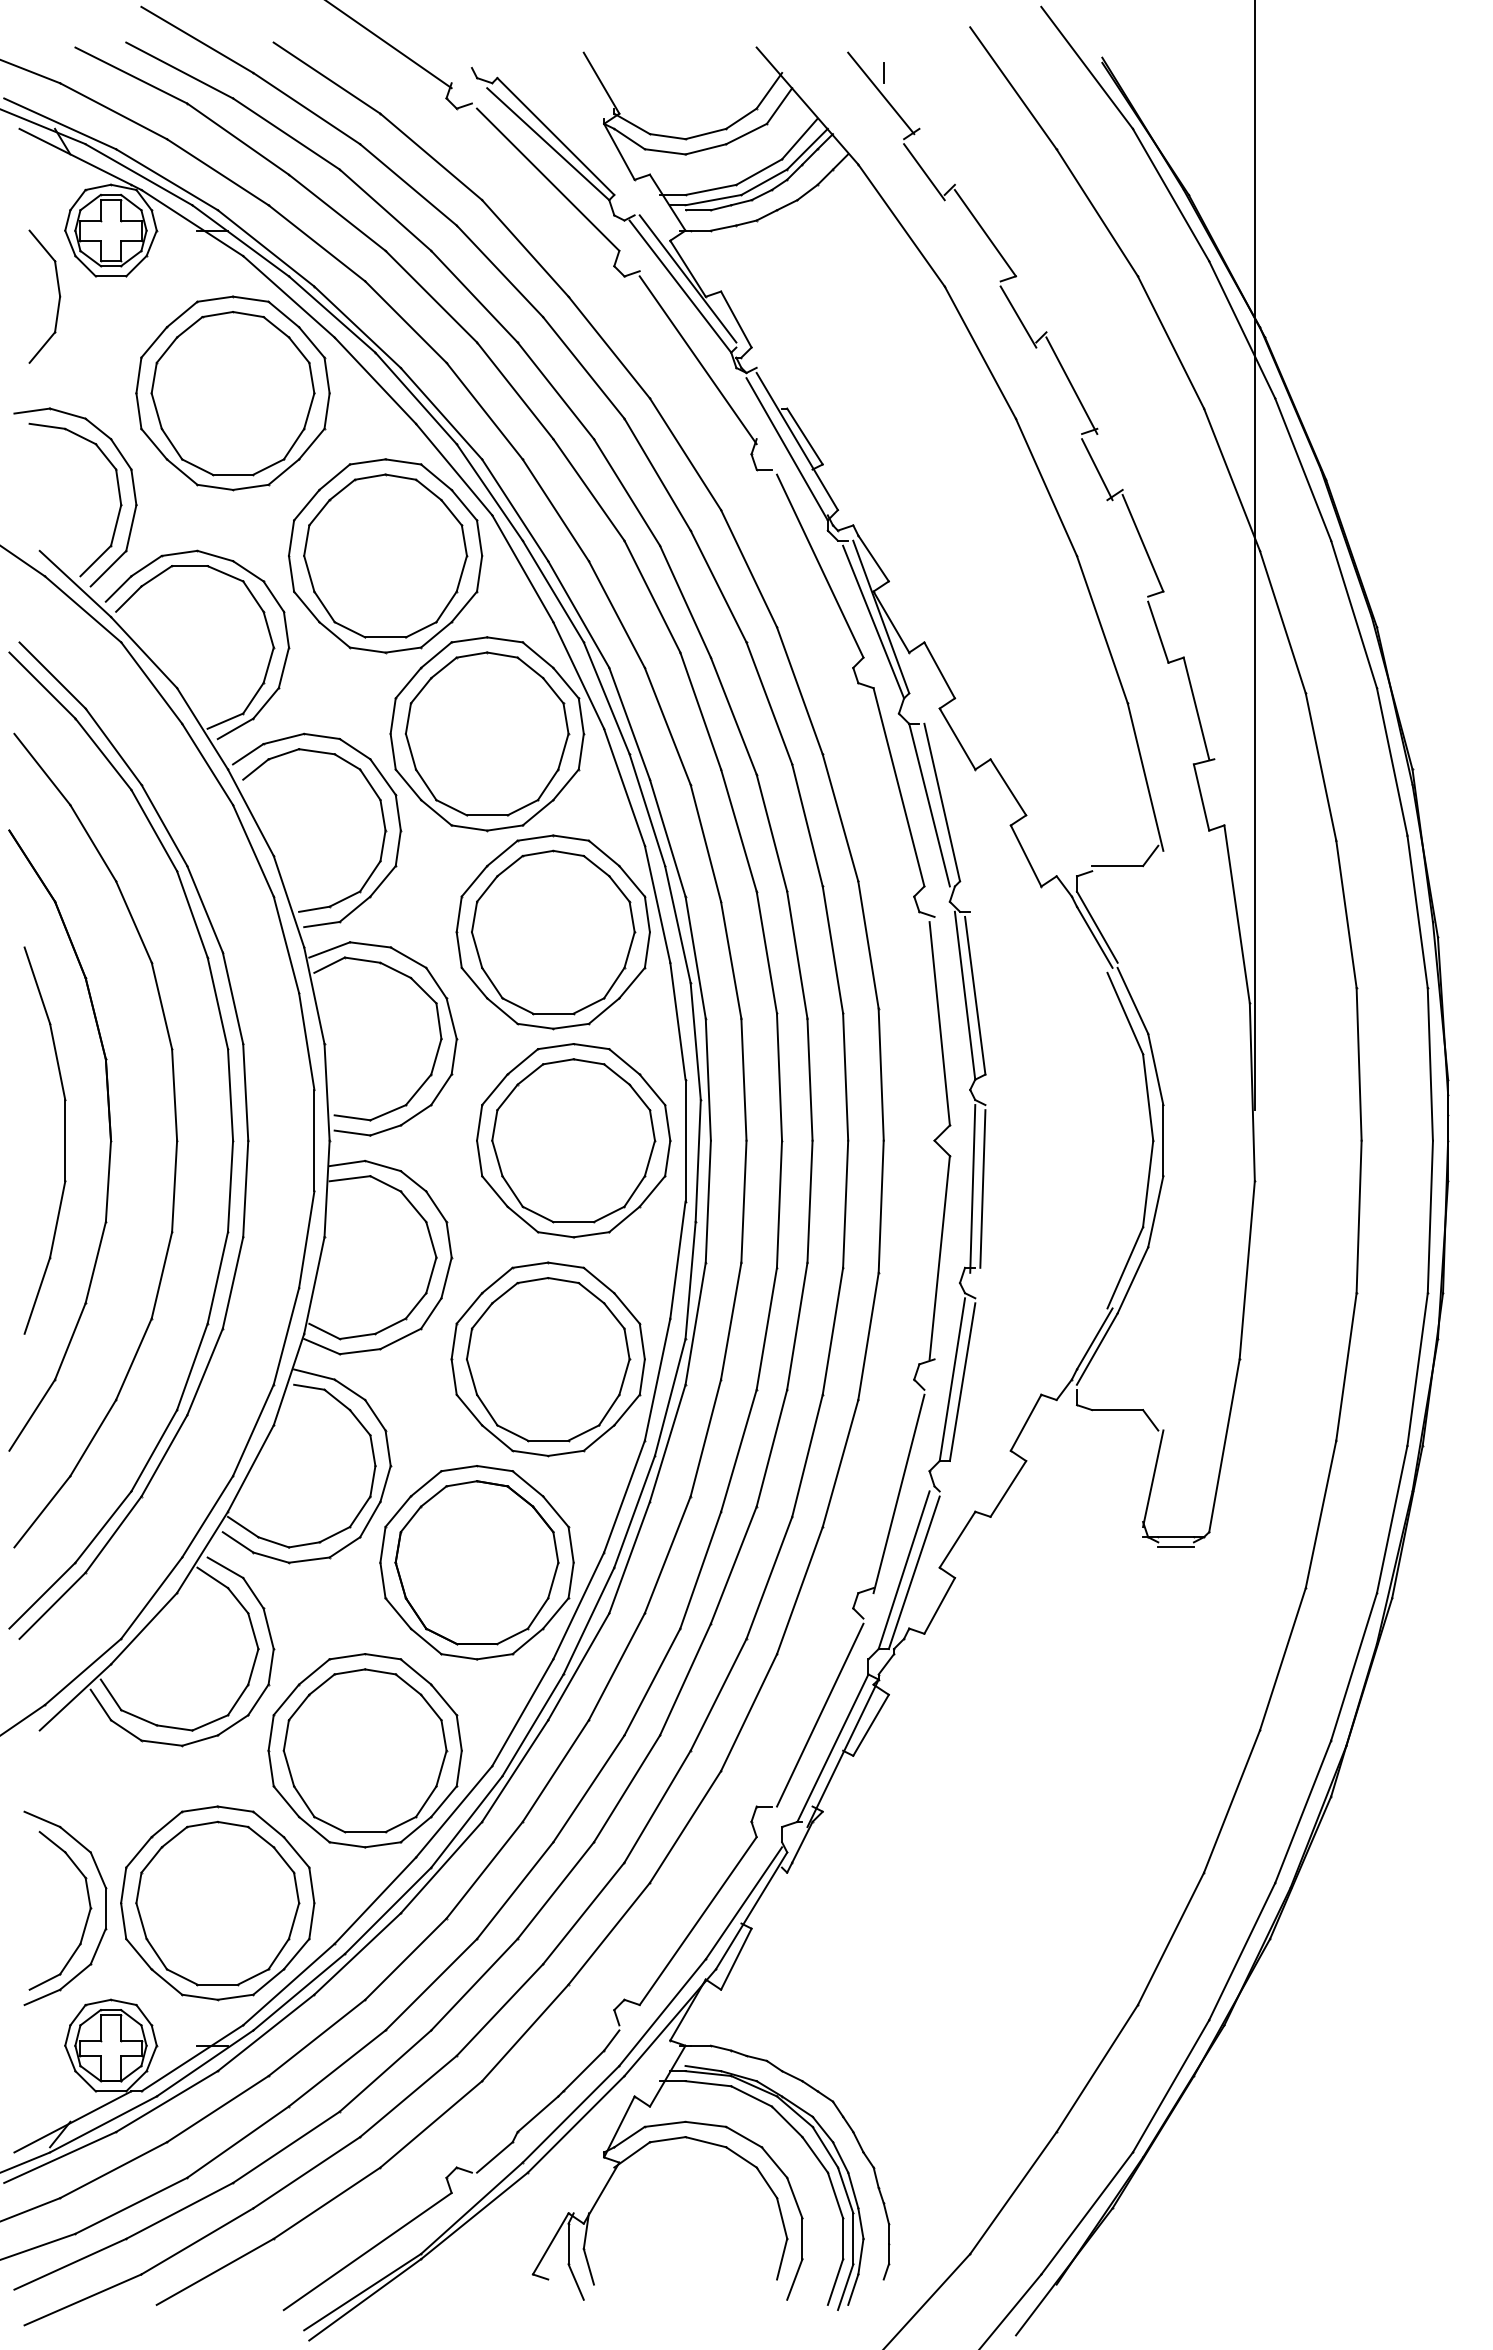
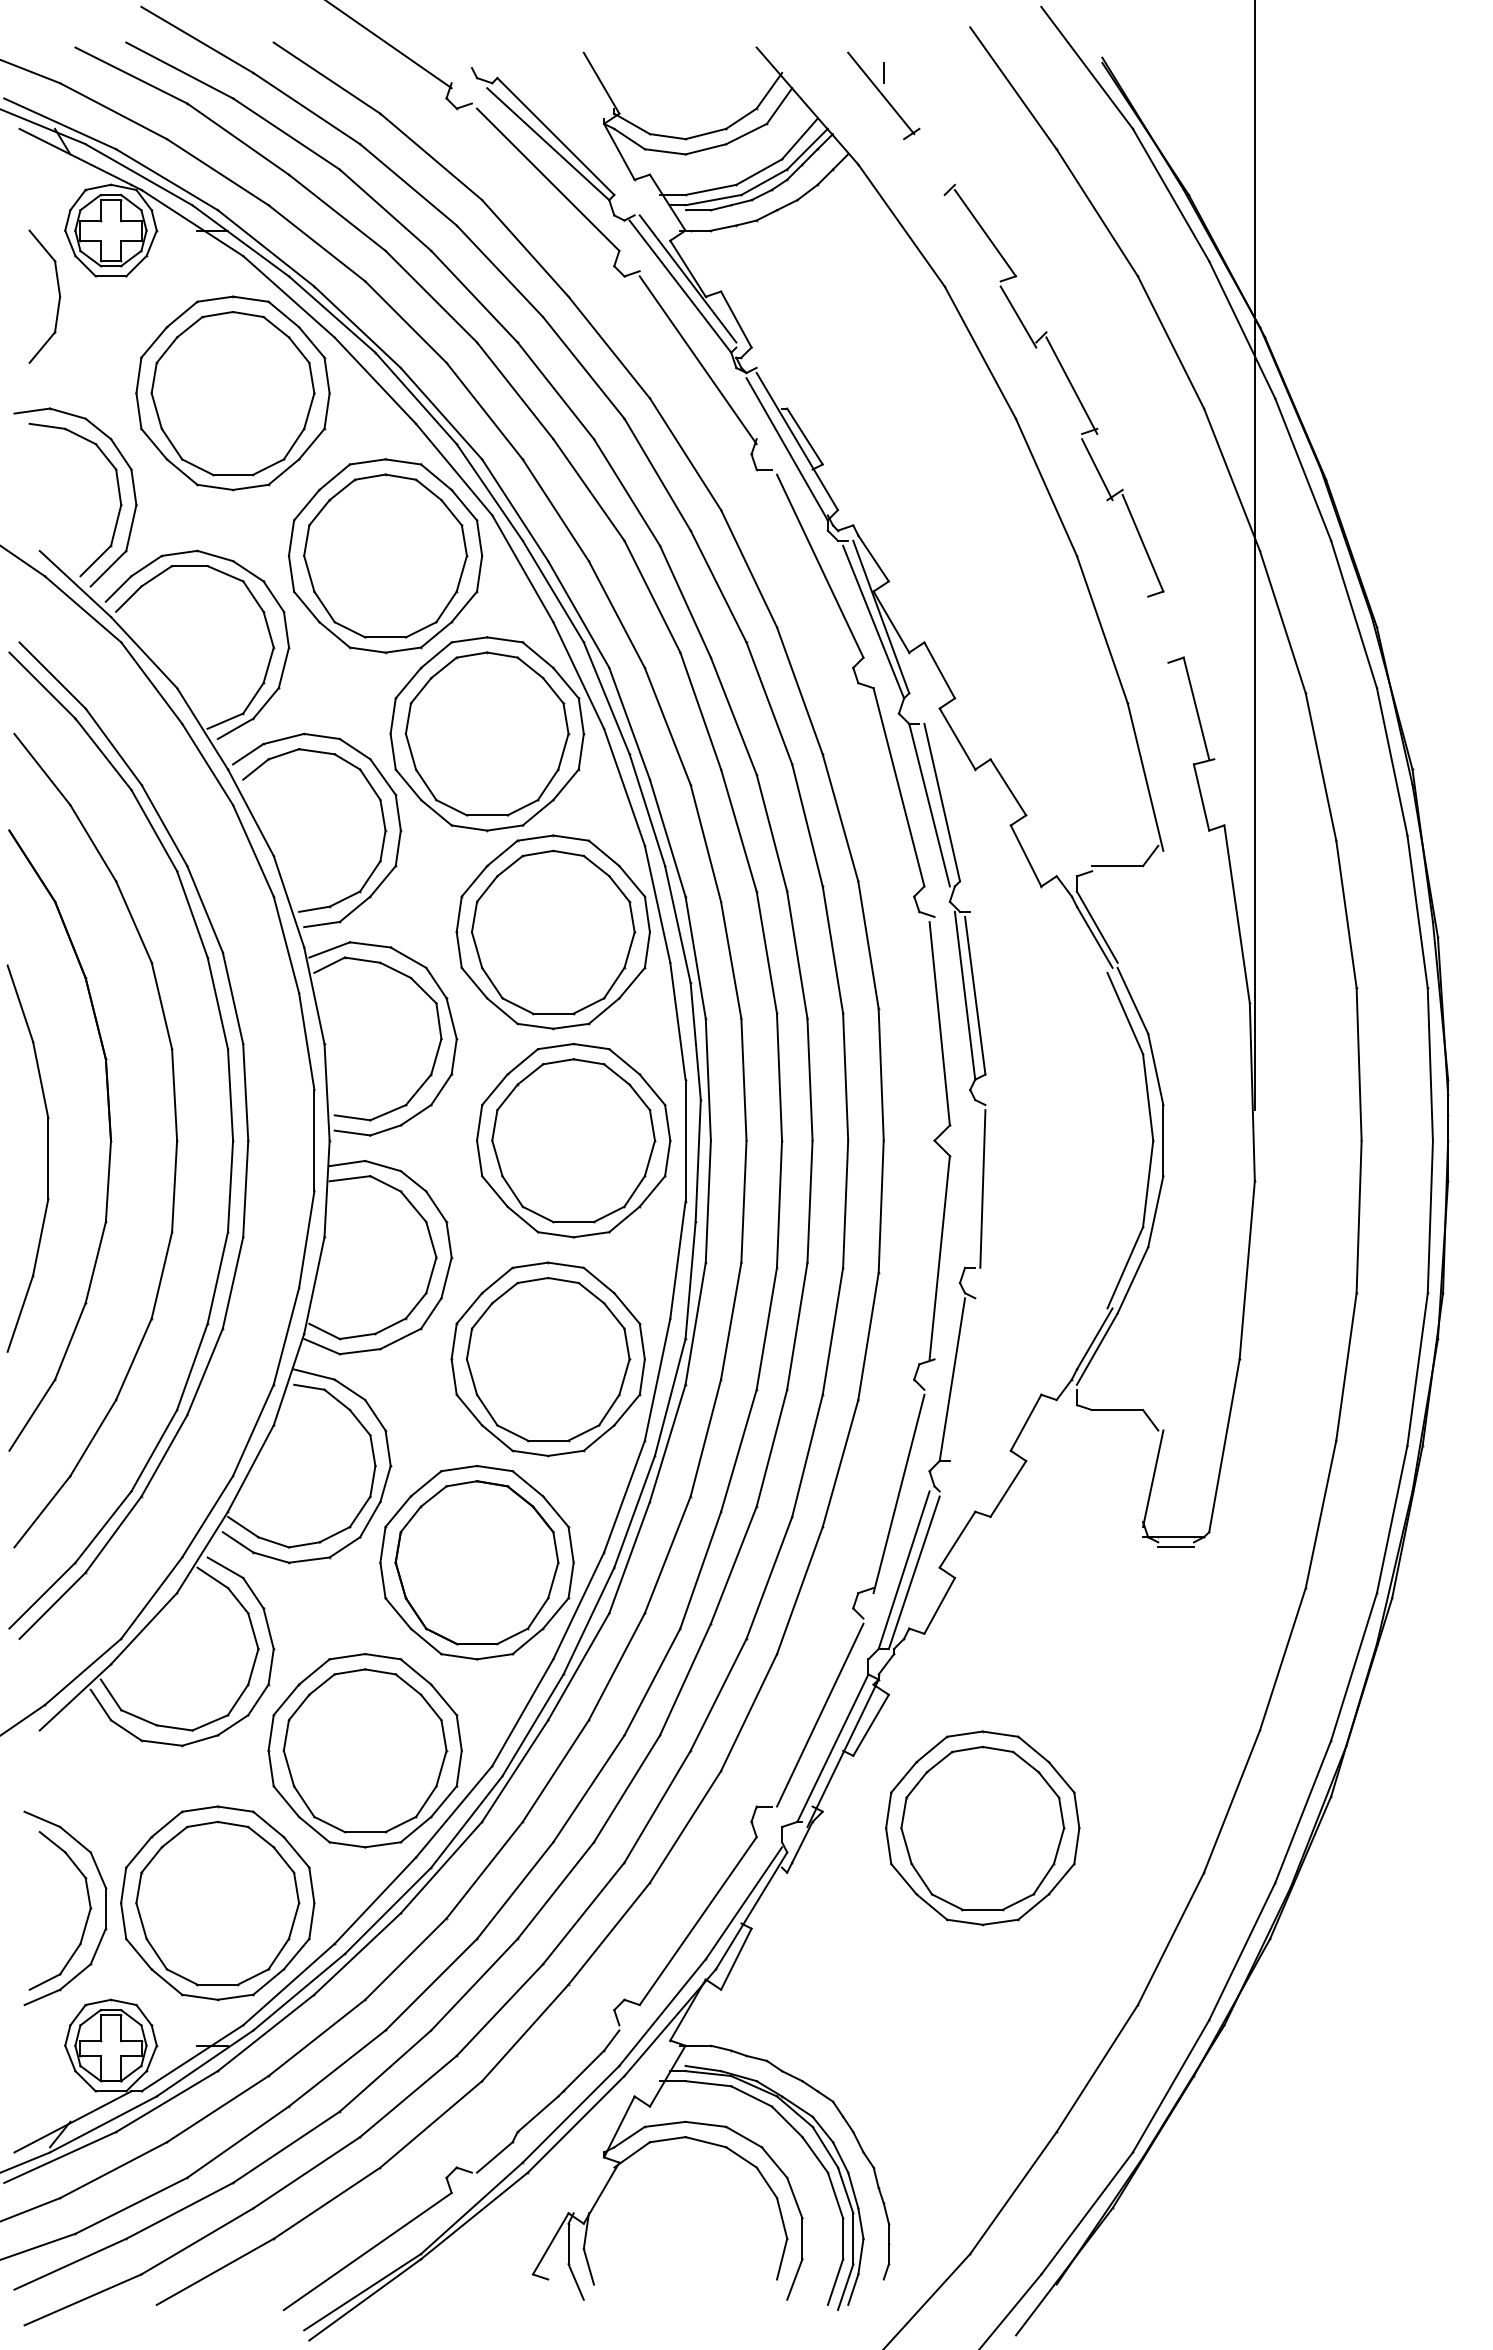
line: present -> none (924, 172)
line: present -> none (1158, 631)
part position: (64, 1140) -> (47, 1158) (47, 1158)
line: present -> none (972, 1188)
line: present -> none (962, 1382)
part: none -> present (982, 1828)
